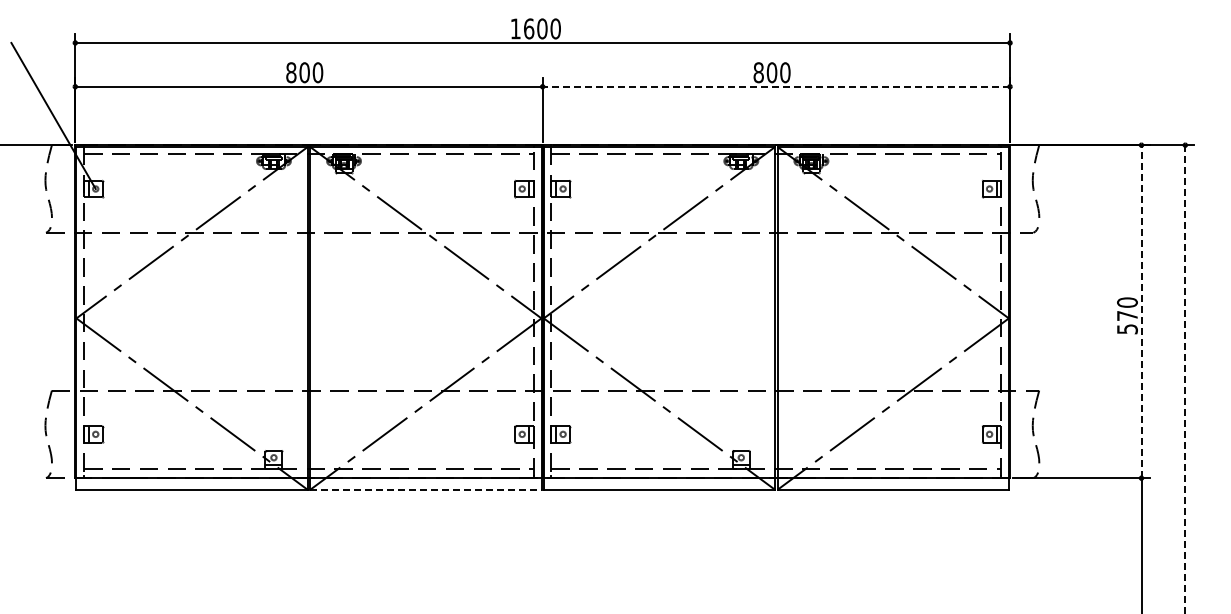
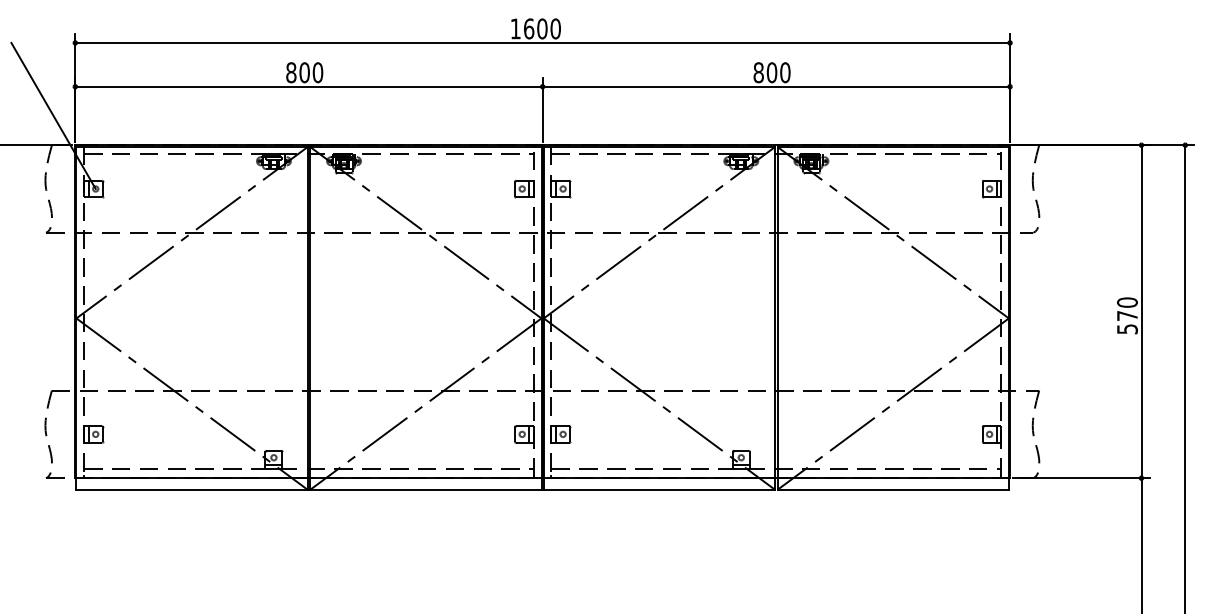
line: dashed -> solid (776, 86)
line: dashed -> solid (1141, 311)
line: dashed -> solid (1185, 380)
line: dashed -> solid (425, 489)
